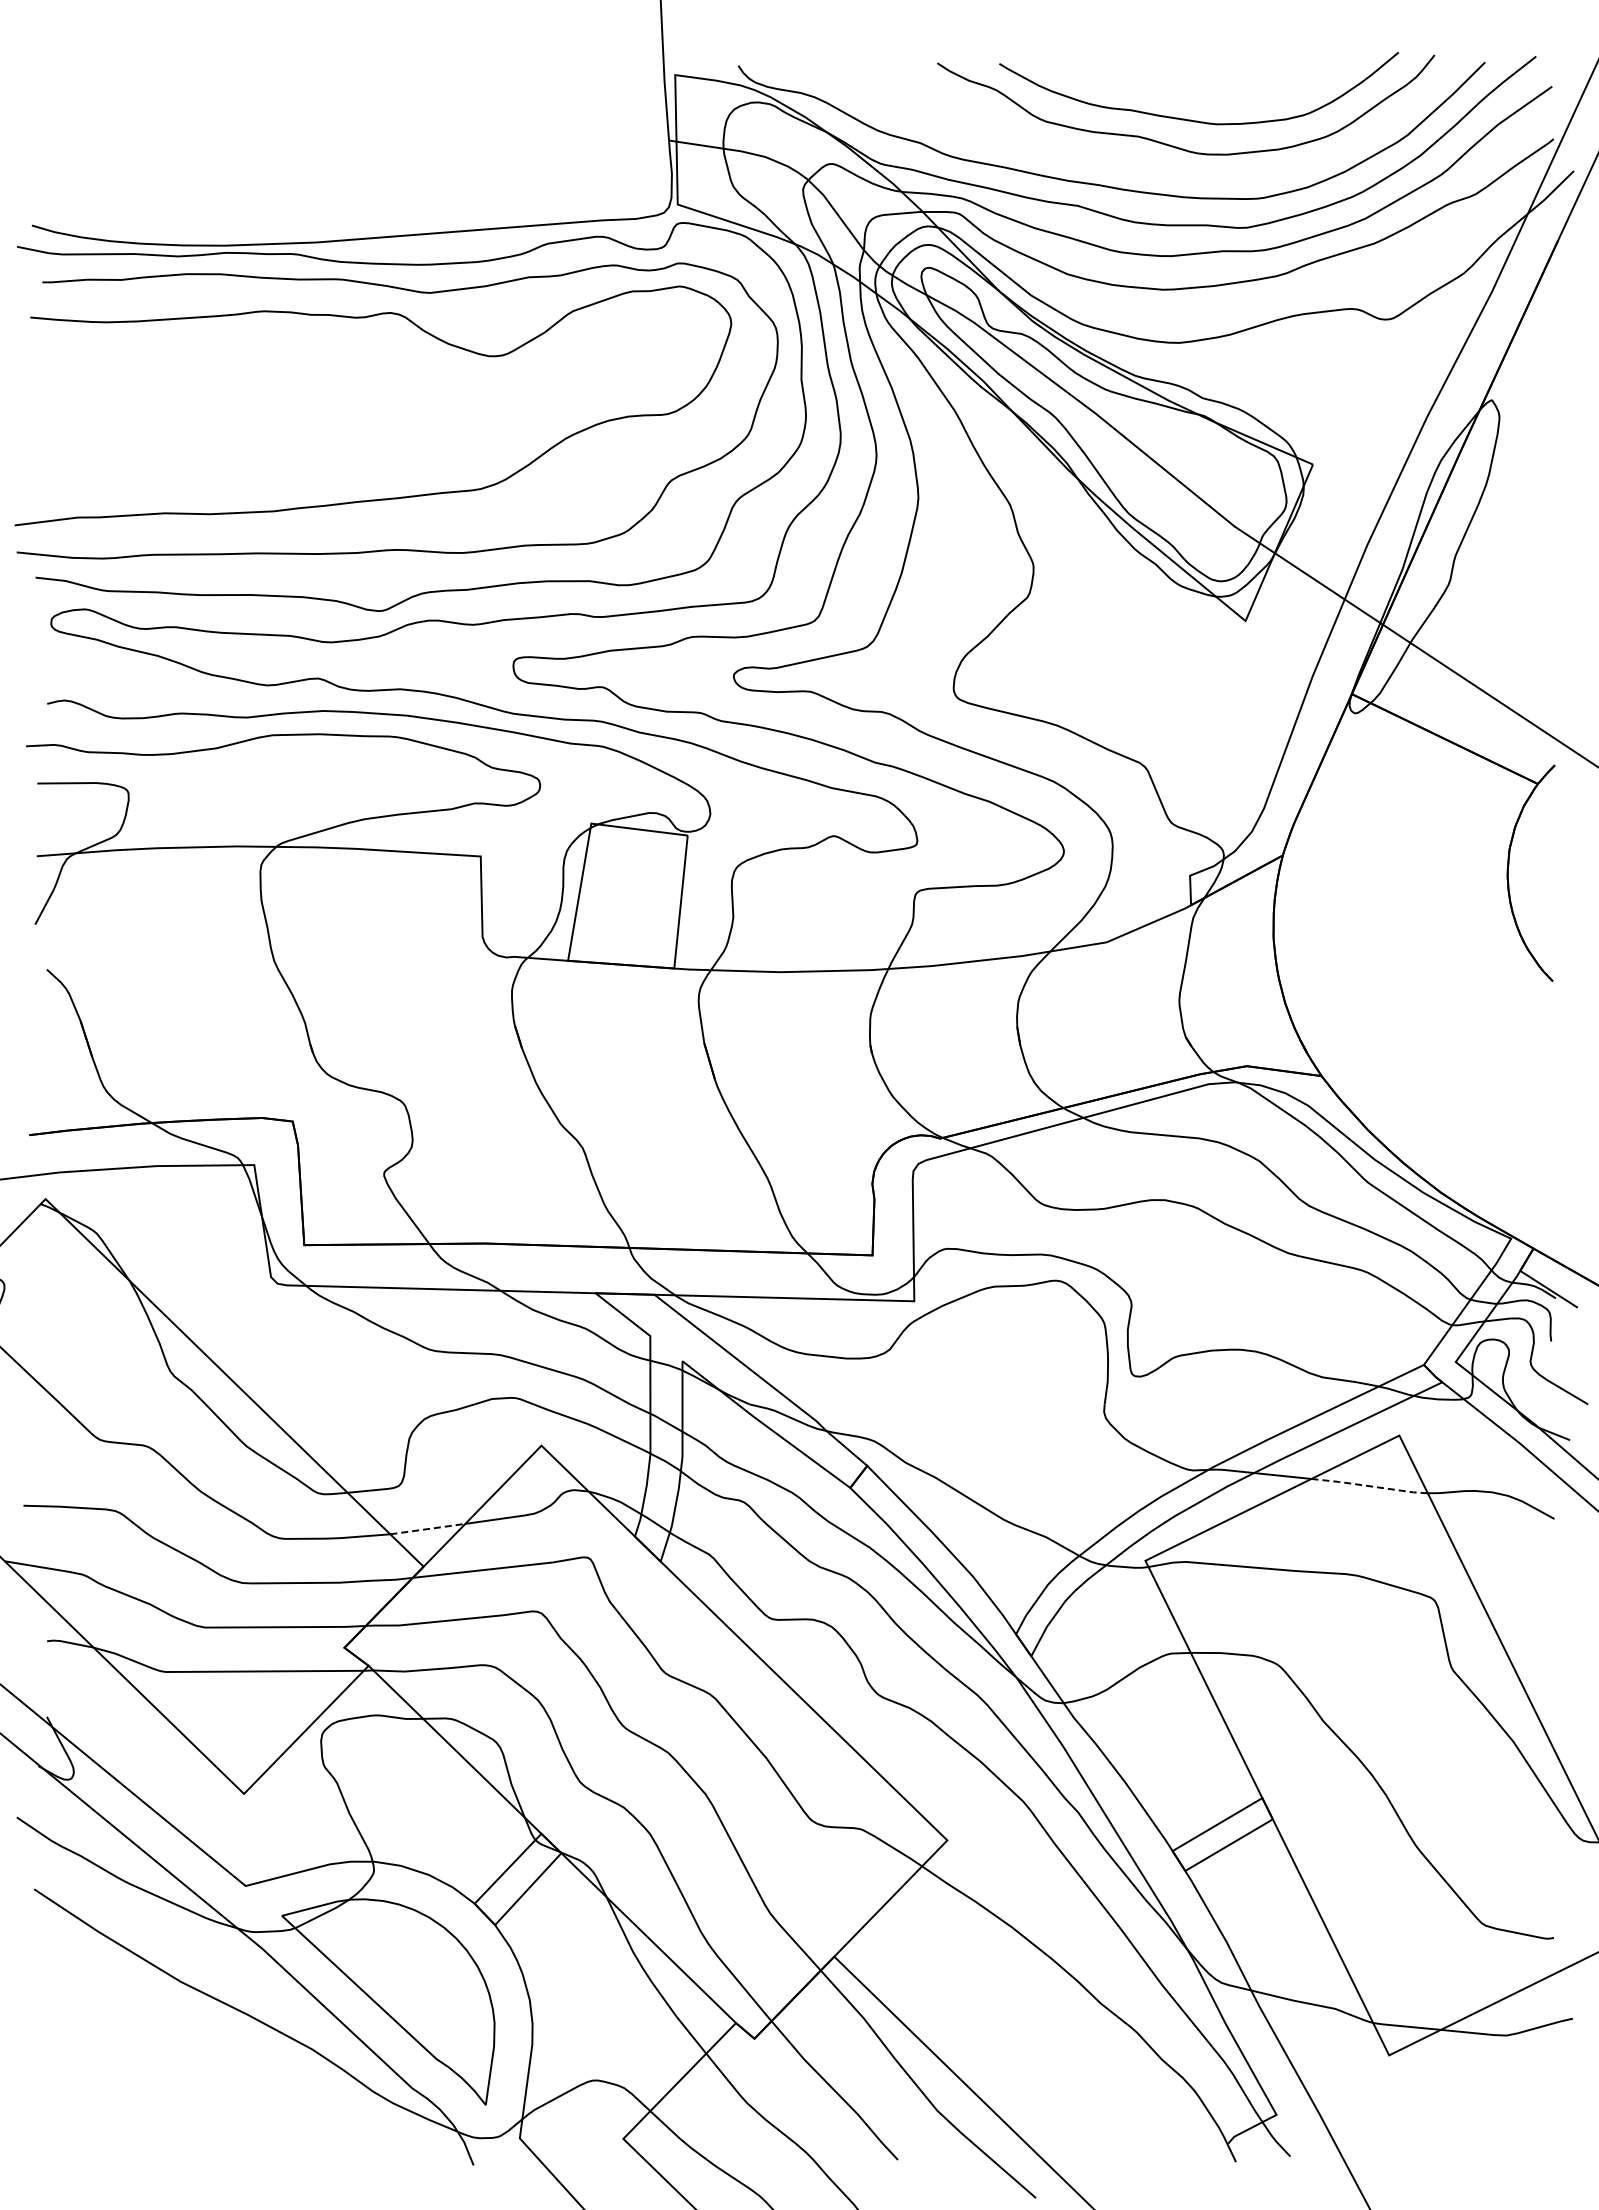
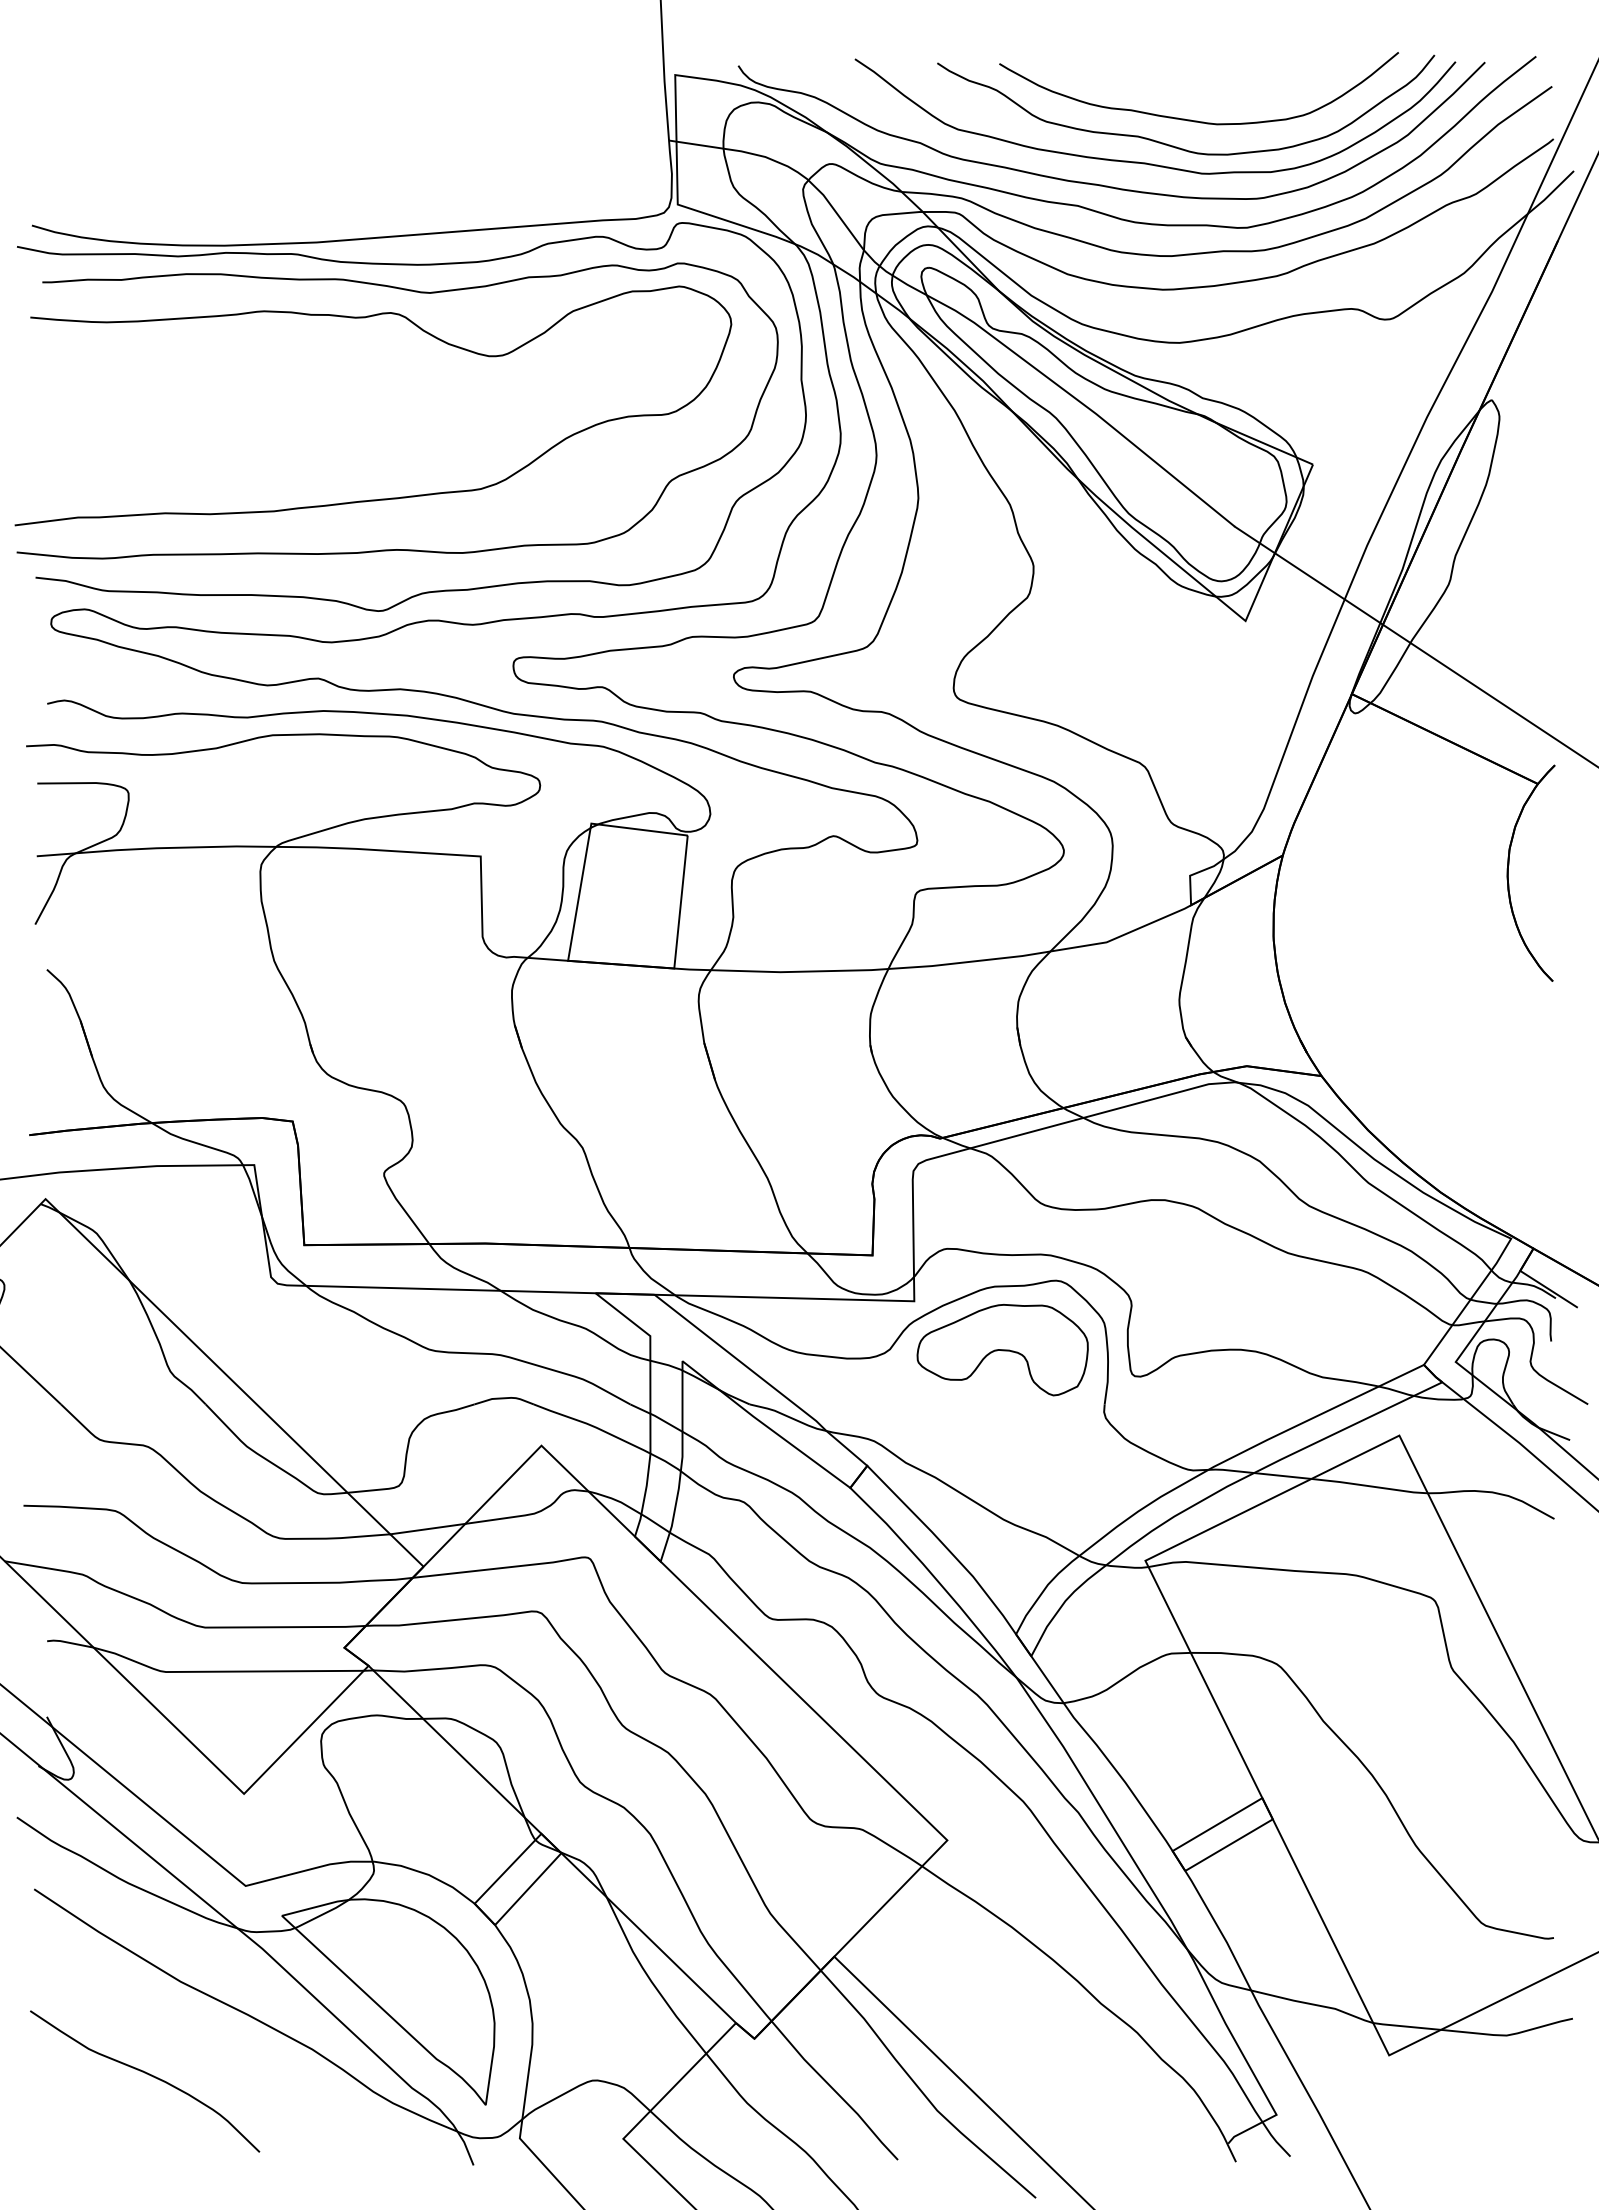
curve: none -> present (1146, 162)
part: none -> present (1002, 1350)
line: dashed -> solid (1370, 1486)
line: dashed -> solid (427, 1529)
curve: none -> present (148, 2075)
